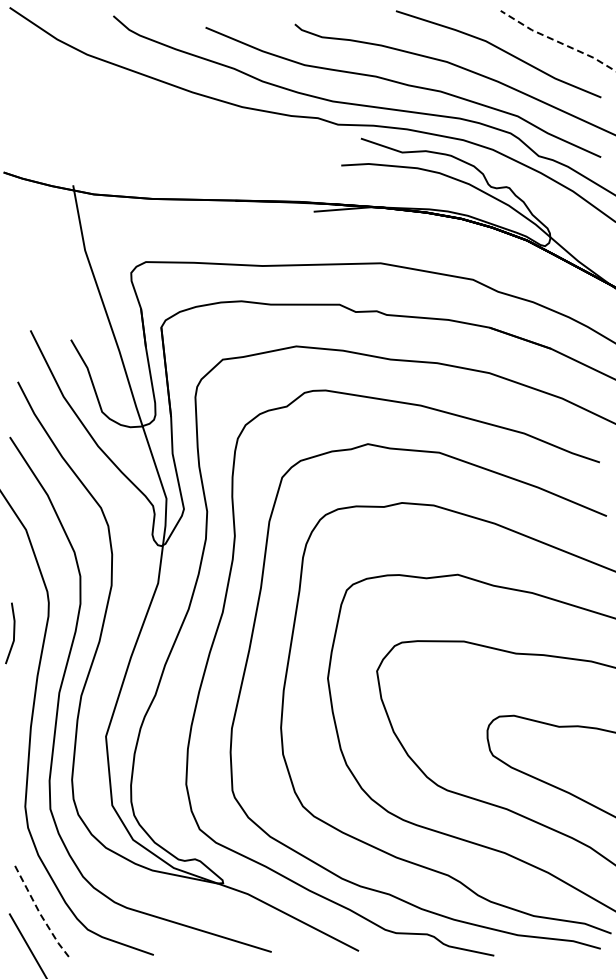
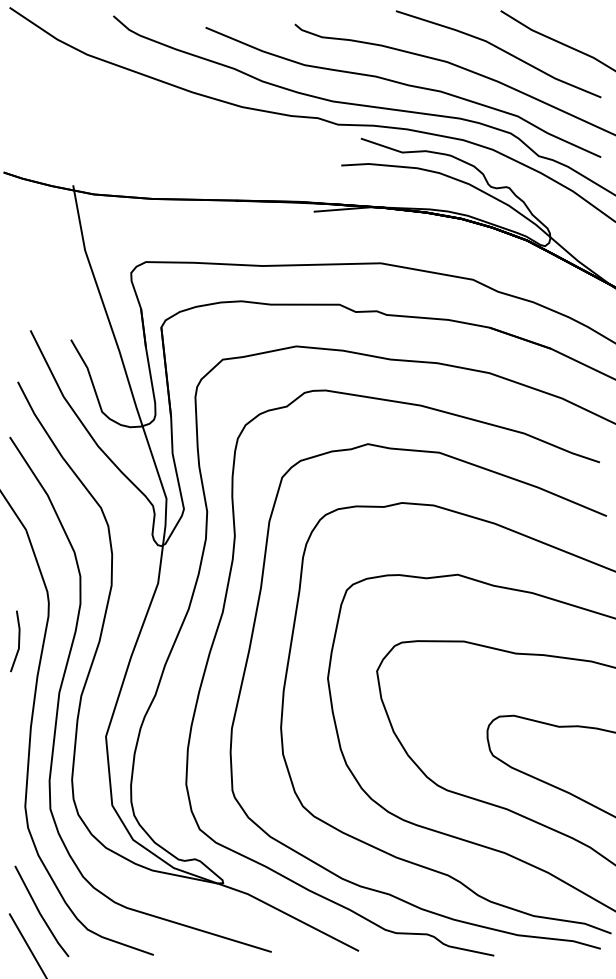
line: dashed -> solid (557, 41)
line position: (13, 633) -> (18, 641) (18, 641)
line: dashed -> solid (40, 913)
